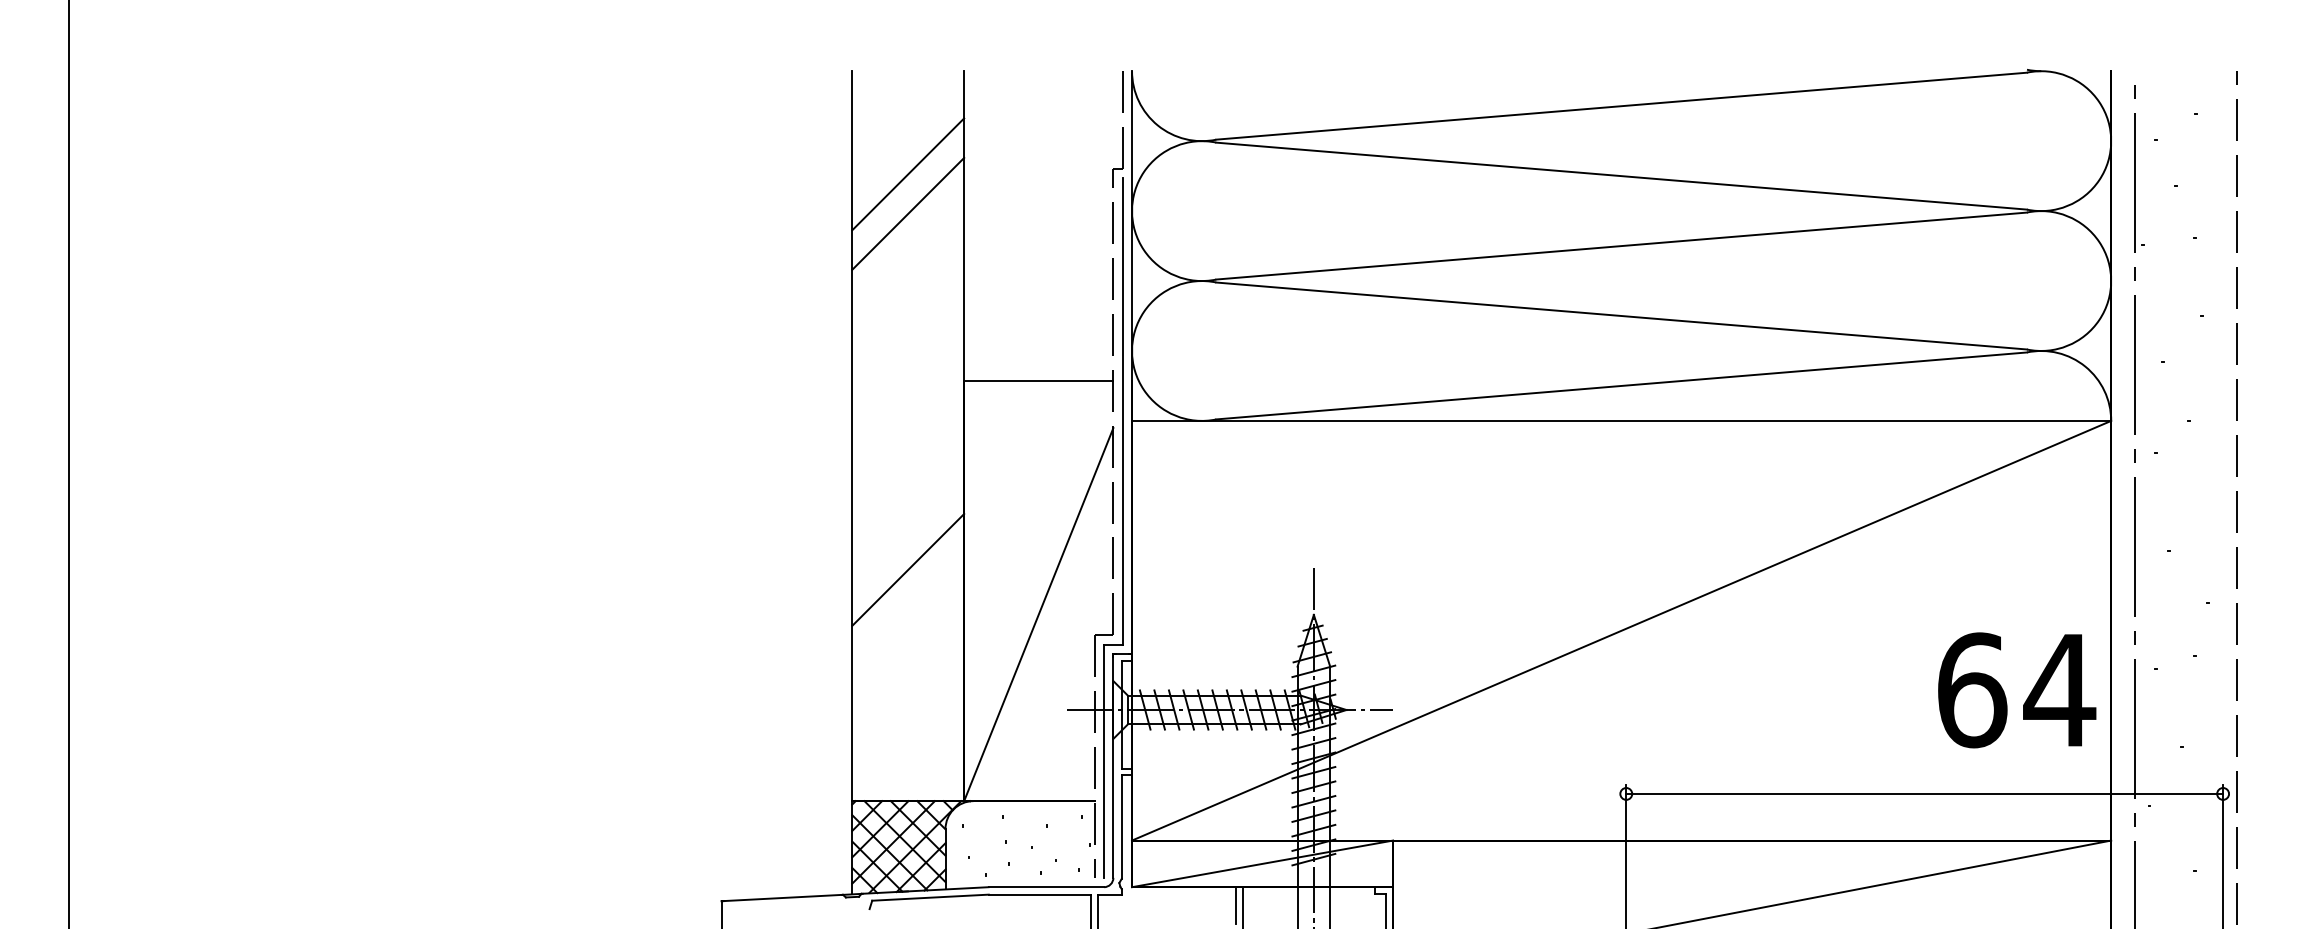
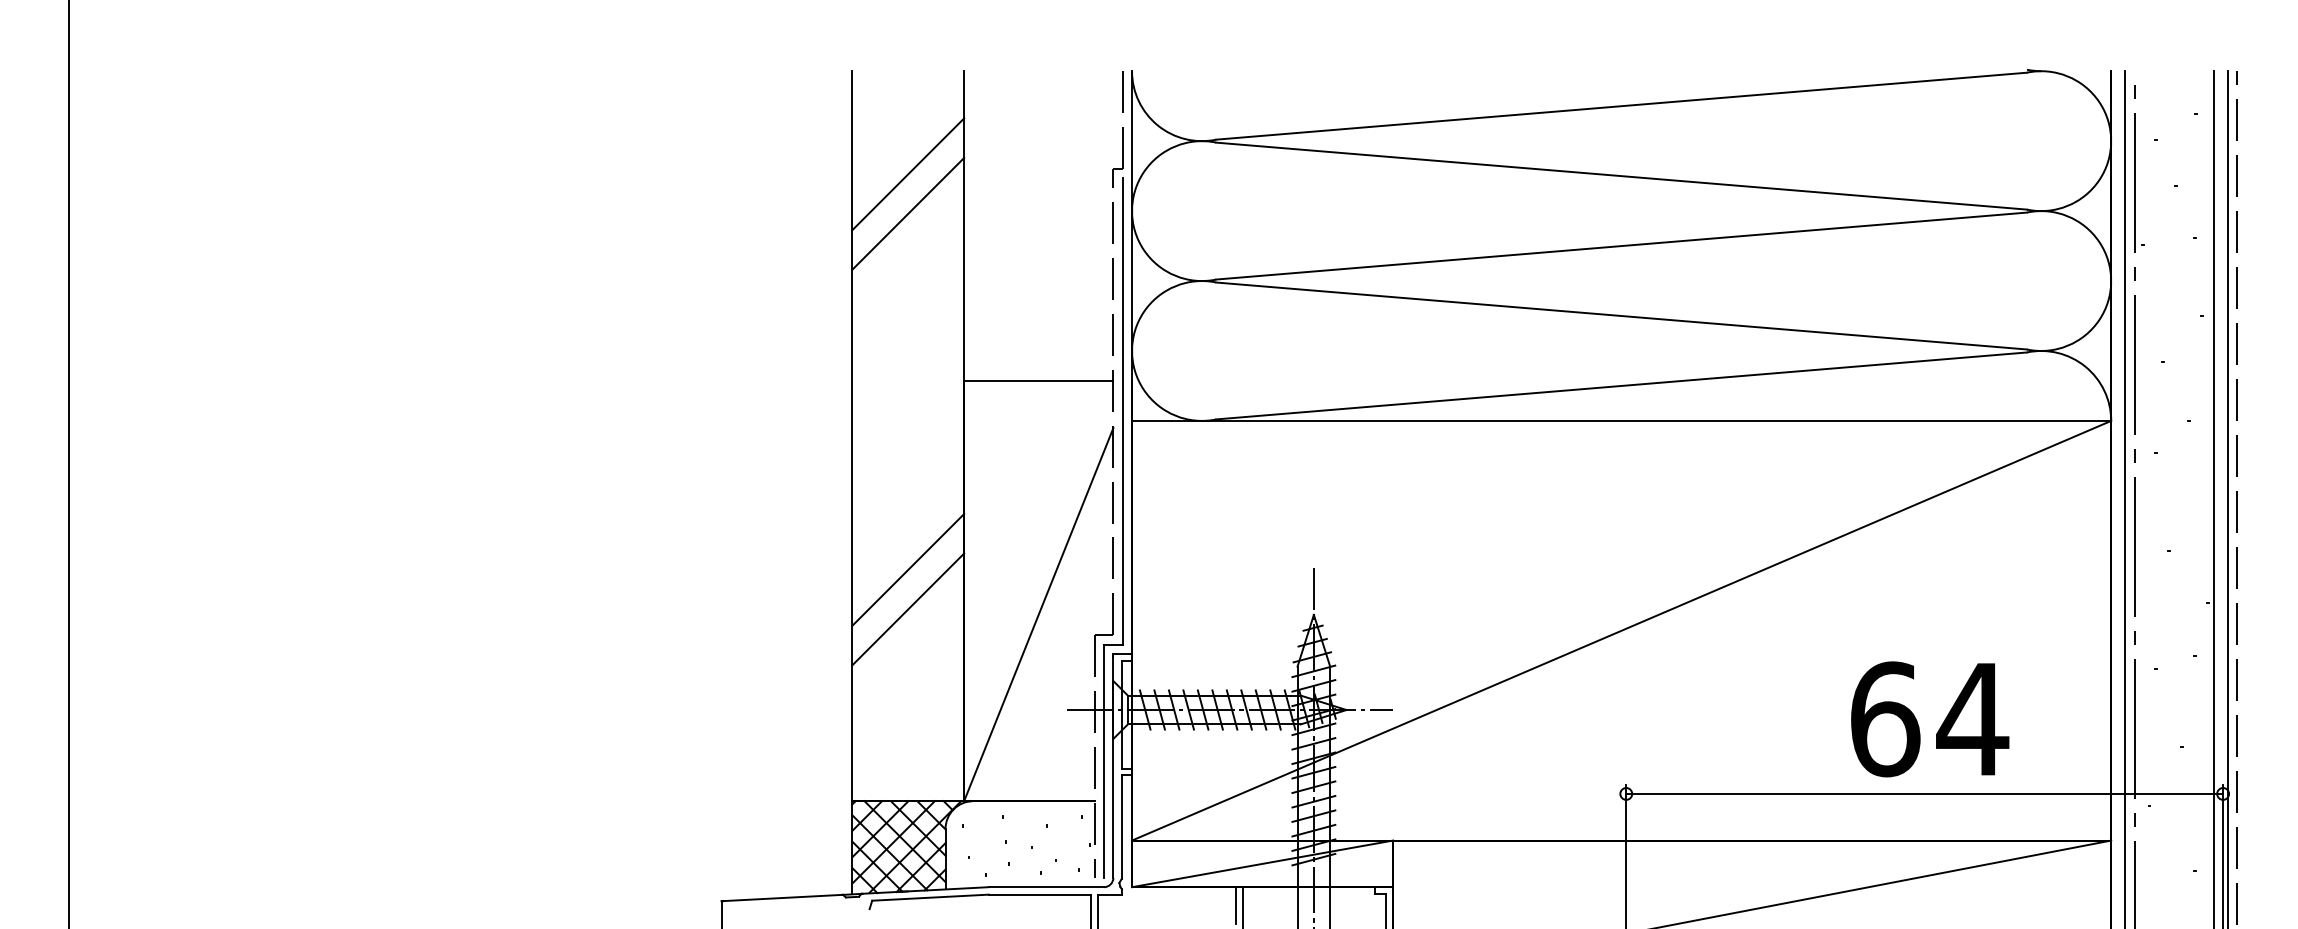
line: none -> present (2125, 498)
line: none -> present (2213, 498)
line: none -> present (2227, 498)
line: none -> present (908, 609)
text position: (2017, 690) -> (1930, 719) (1930, 719)
